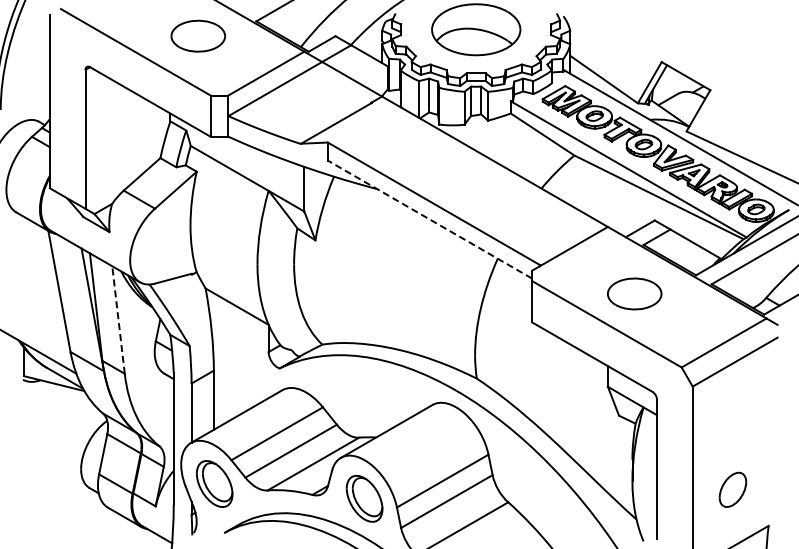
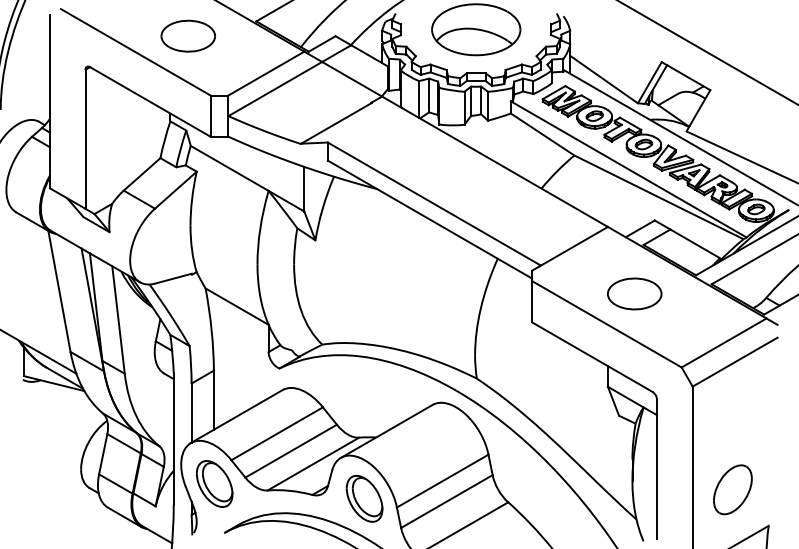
part position: (197, 35) -> (187, 35) (187, 35)
line: none -> present (707, 52)
line: dashed -> solid (429, 219)
line: dashed -> solid (118, 319)
part size: 30x37 px -> 40x52 px (732, 489)
